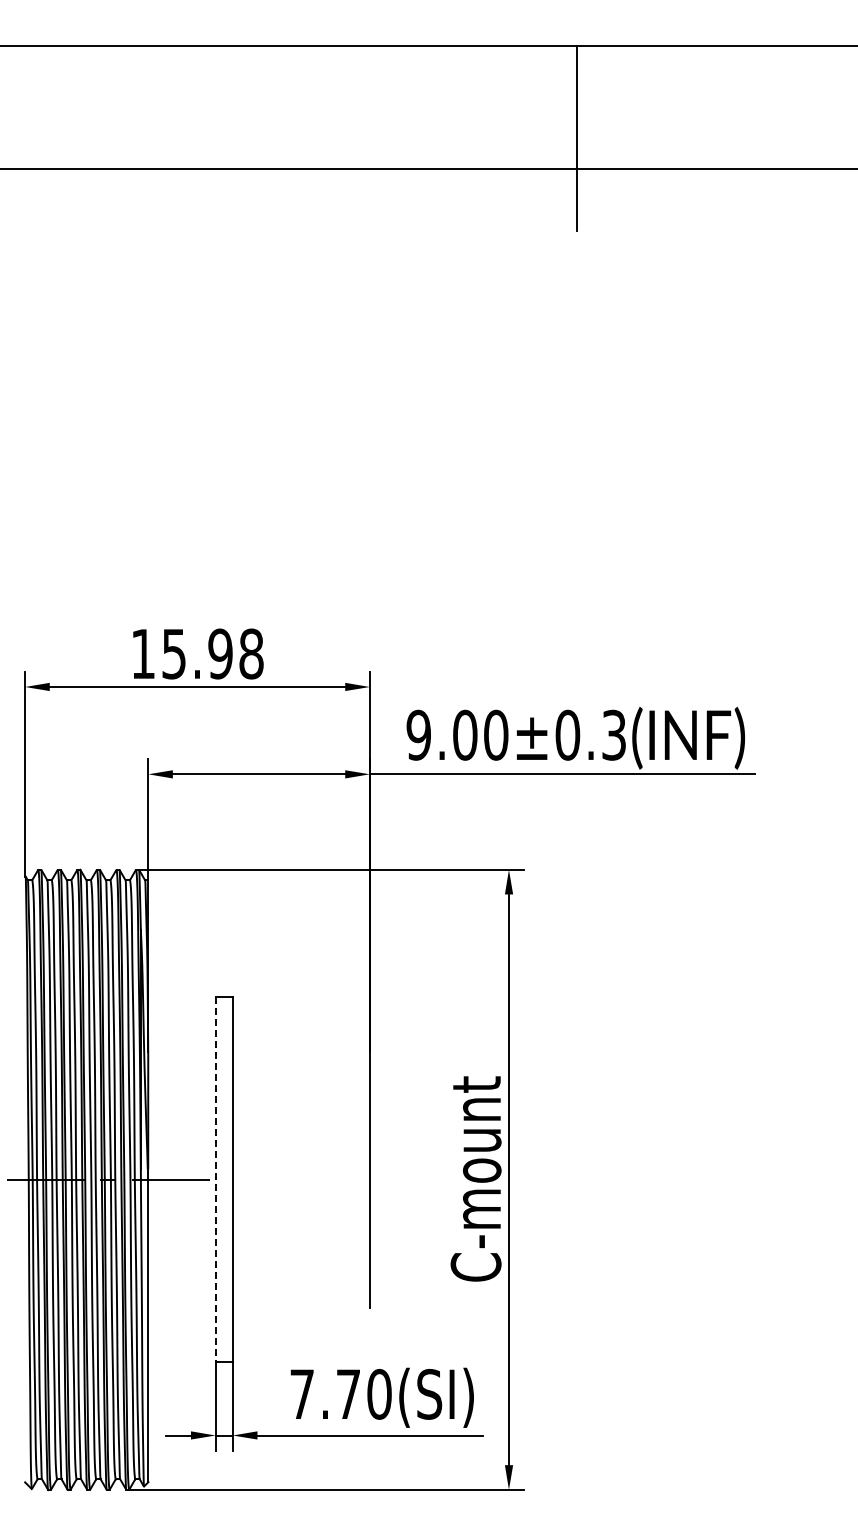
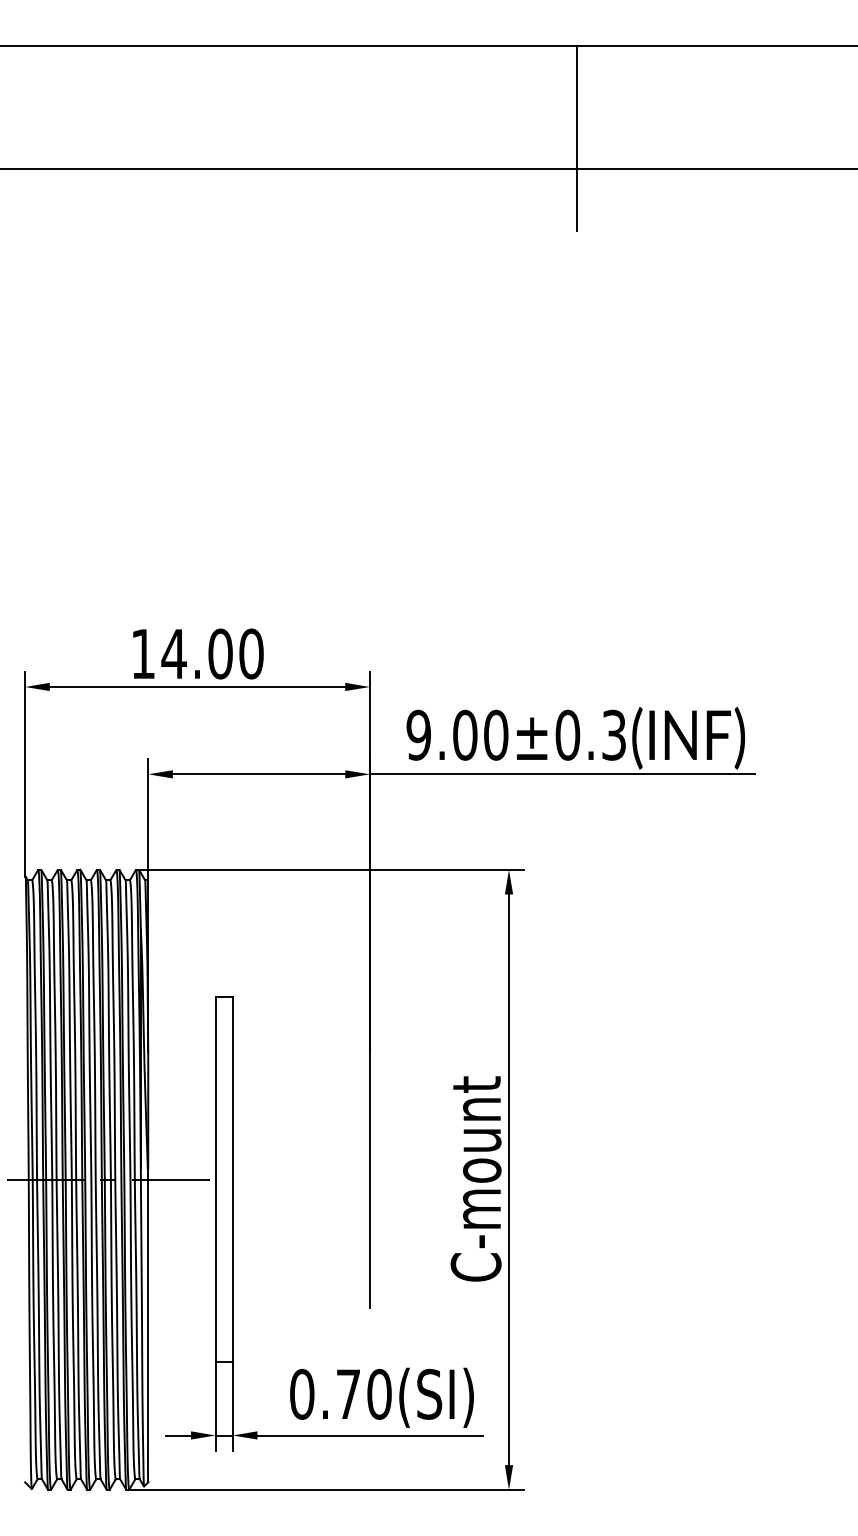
text: 15.98 -> 14.00 (212, 653)
line: dashed -> solid (215, 1179)
text: 7.70(SI) -> 0.70(SI) (302, 1393)
